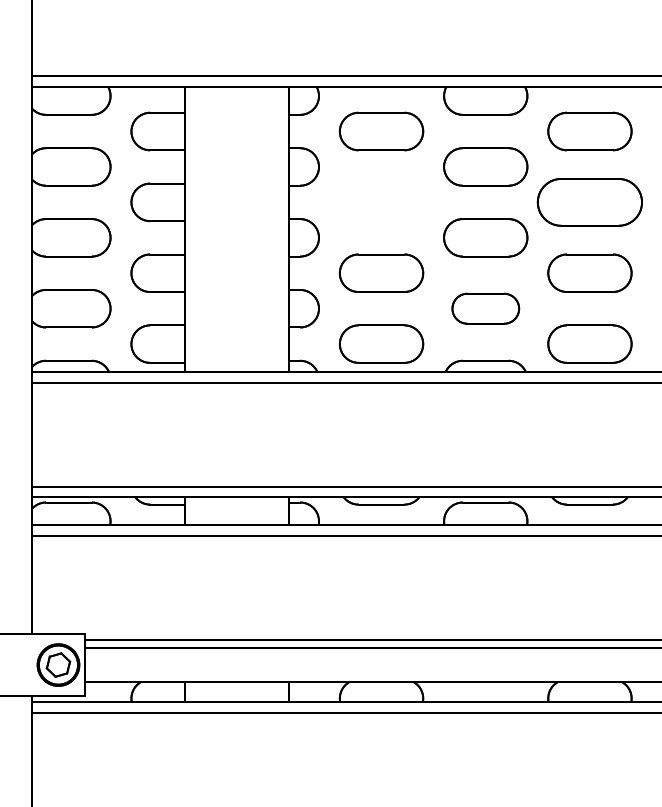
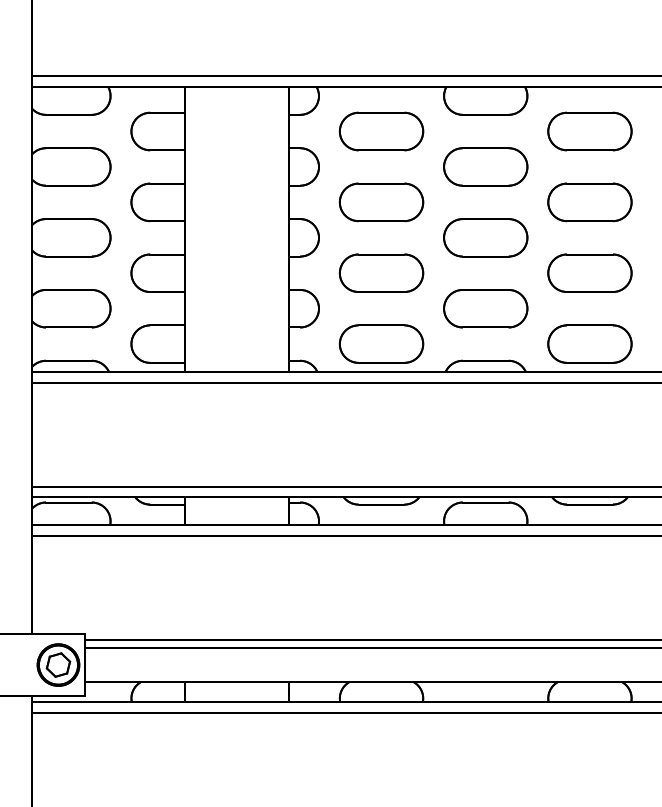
part: none -> present (381, 202)
part size: 107x49 px -> 86x41 px (589, 202)
part size: 70x33 px -> 86x40 px (485, 308)
